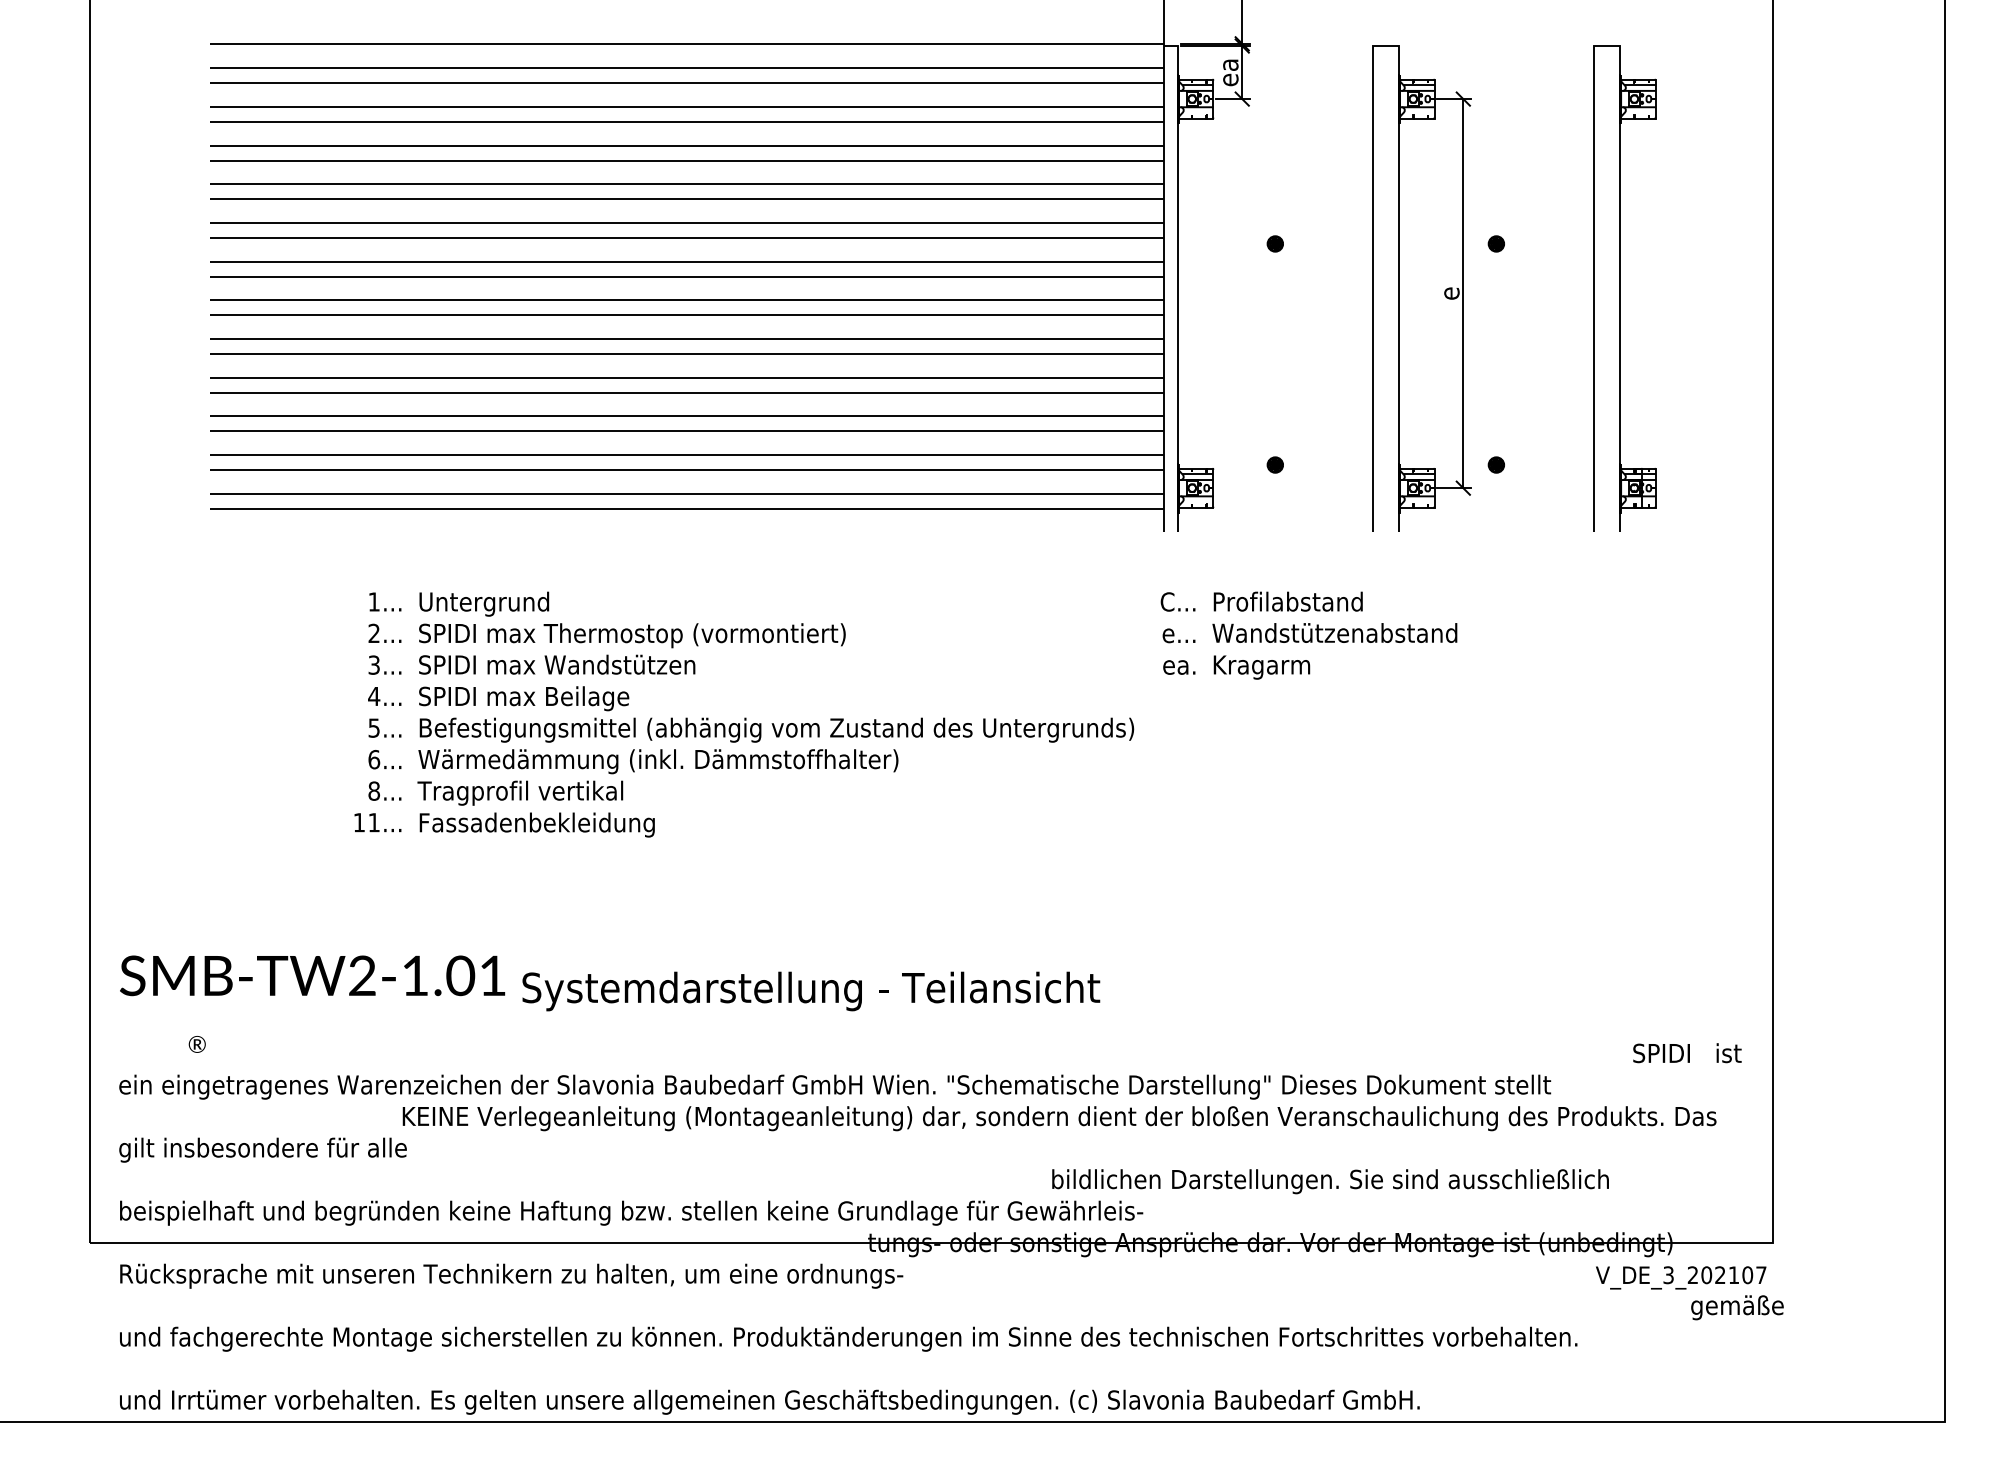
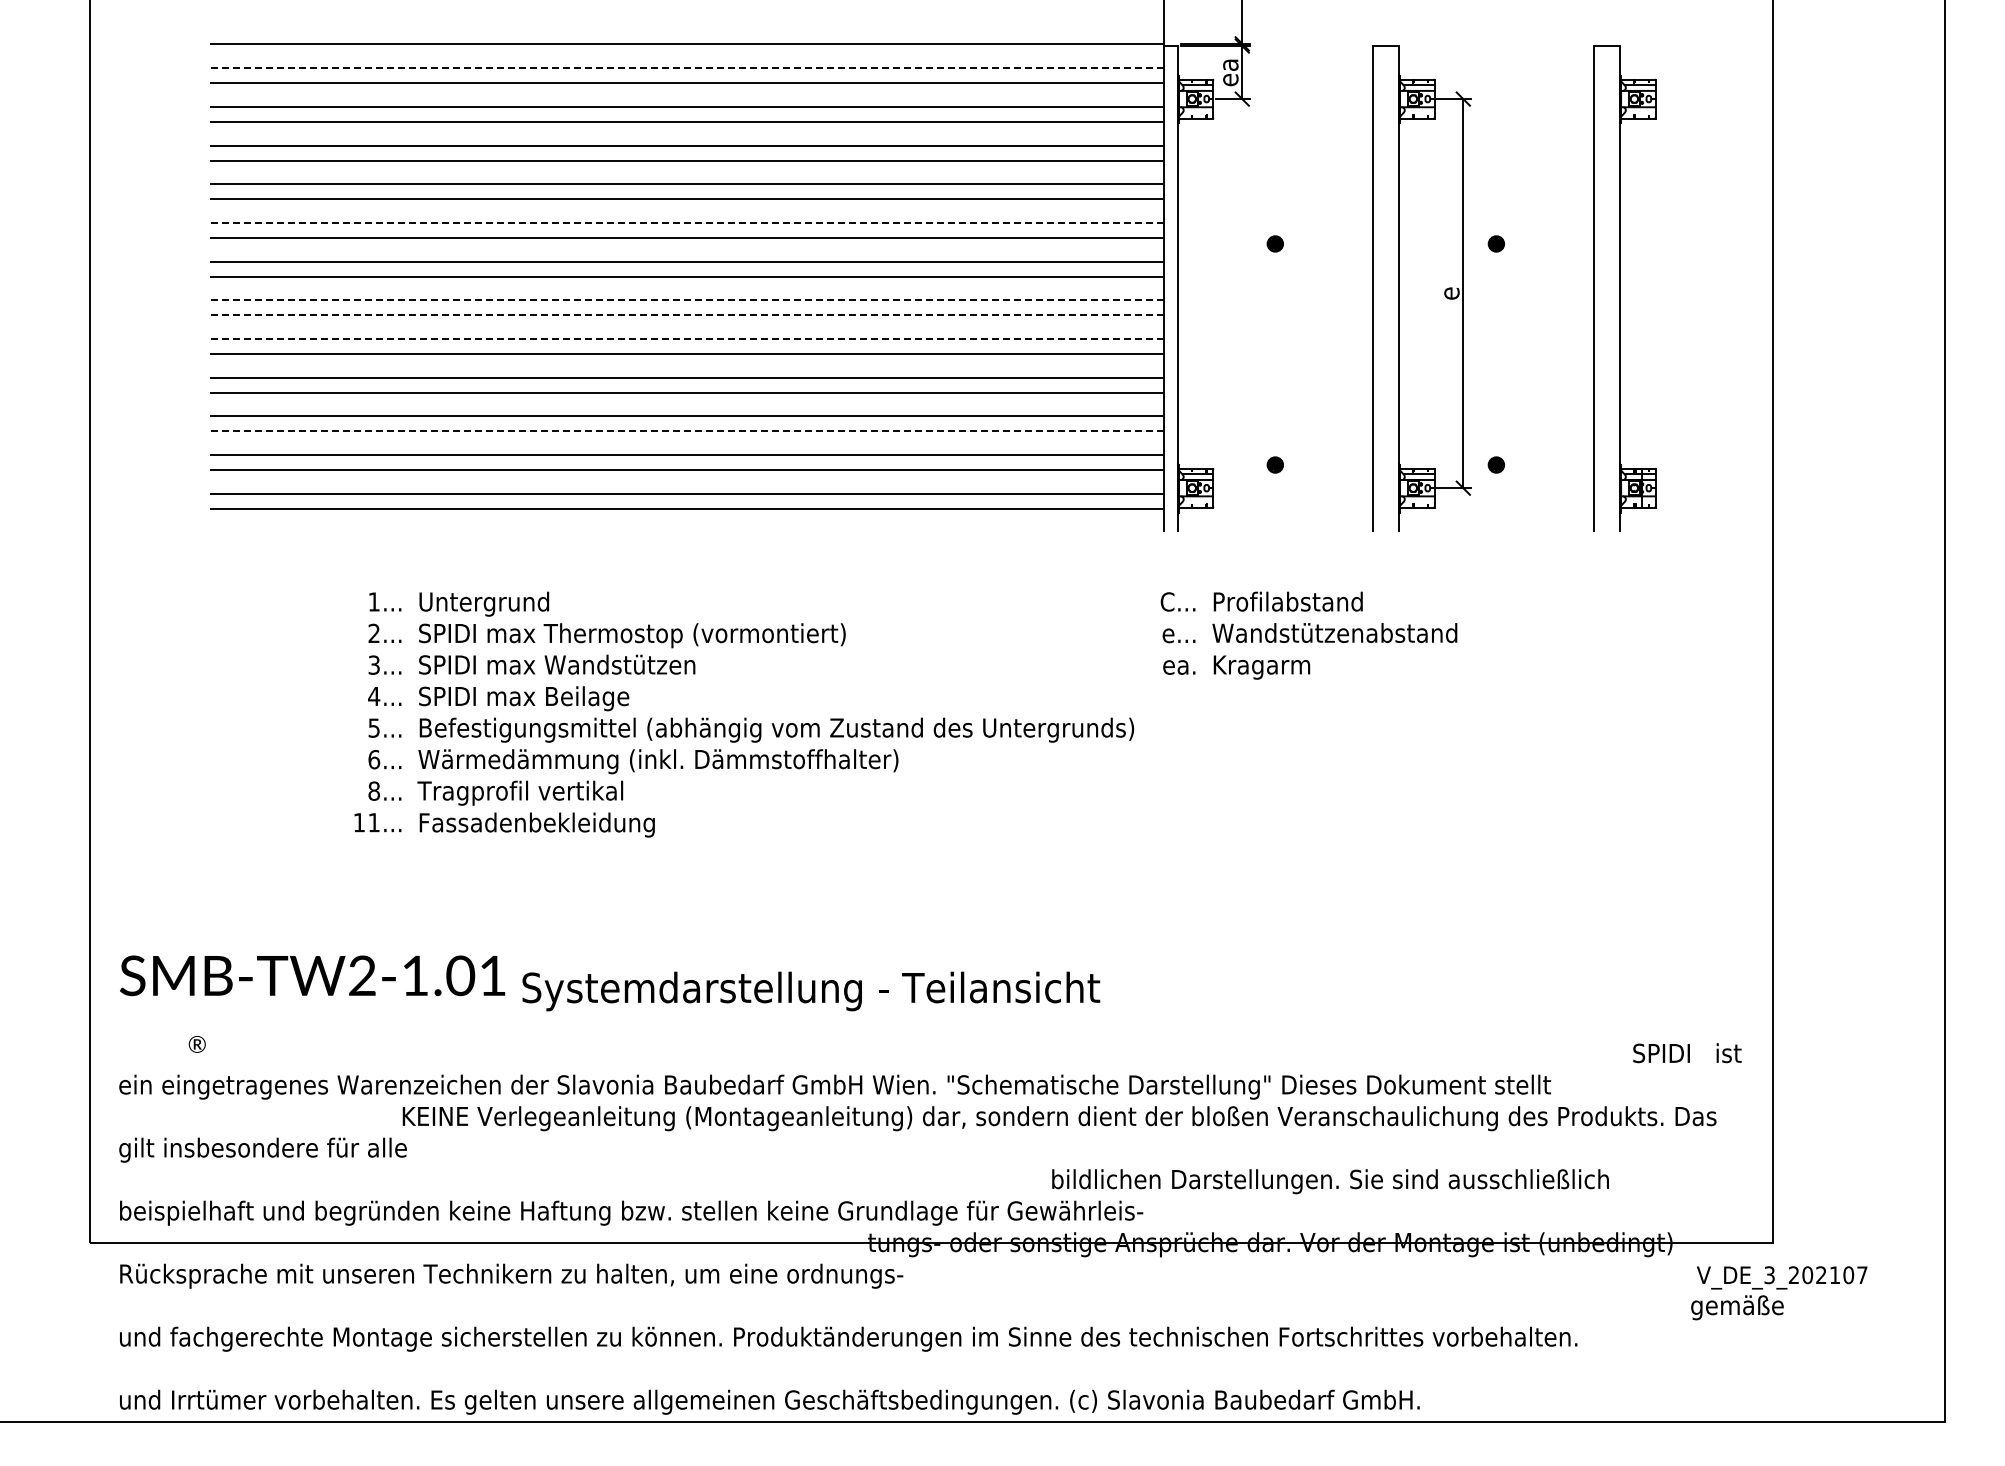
line: solid -> dashed (686, 68)
line: solid -> dashed (686, 222)
line: solid -> dashed (686, 300)
line: solid -> dashed (686, 315)
line: solid -> dashed (686, 338)
line: solid -> dashed (686, 431)
text position: (1681, 1277) -> (1782, 1277) (1782, 1277)
